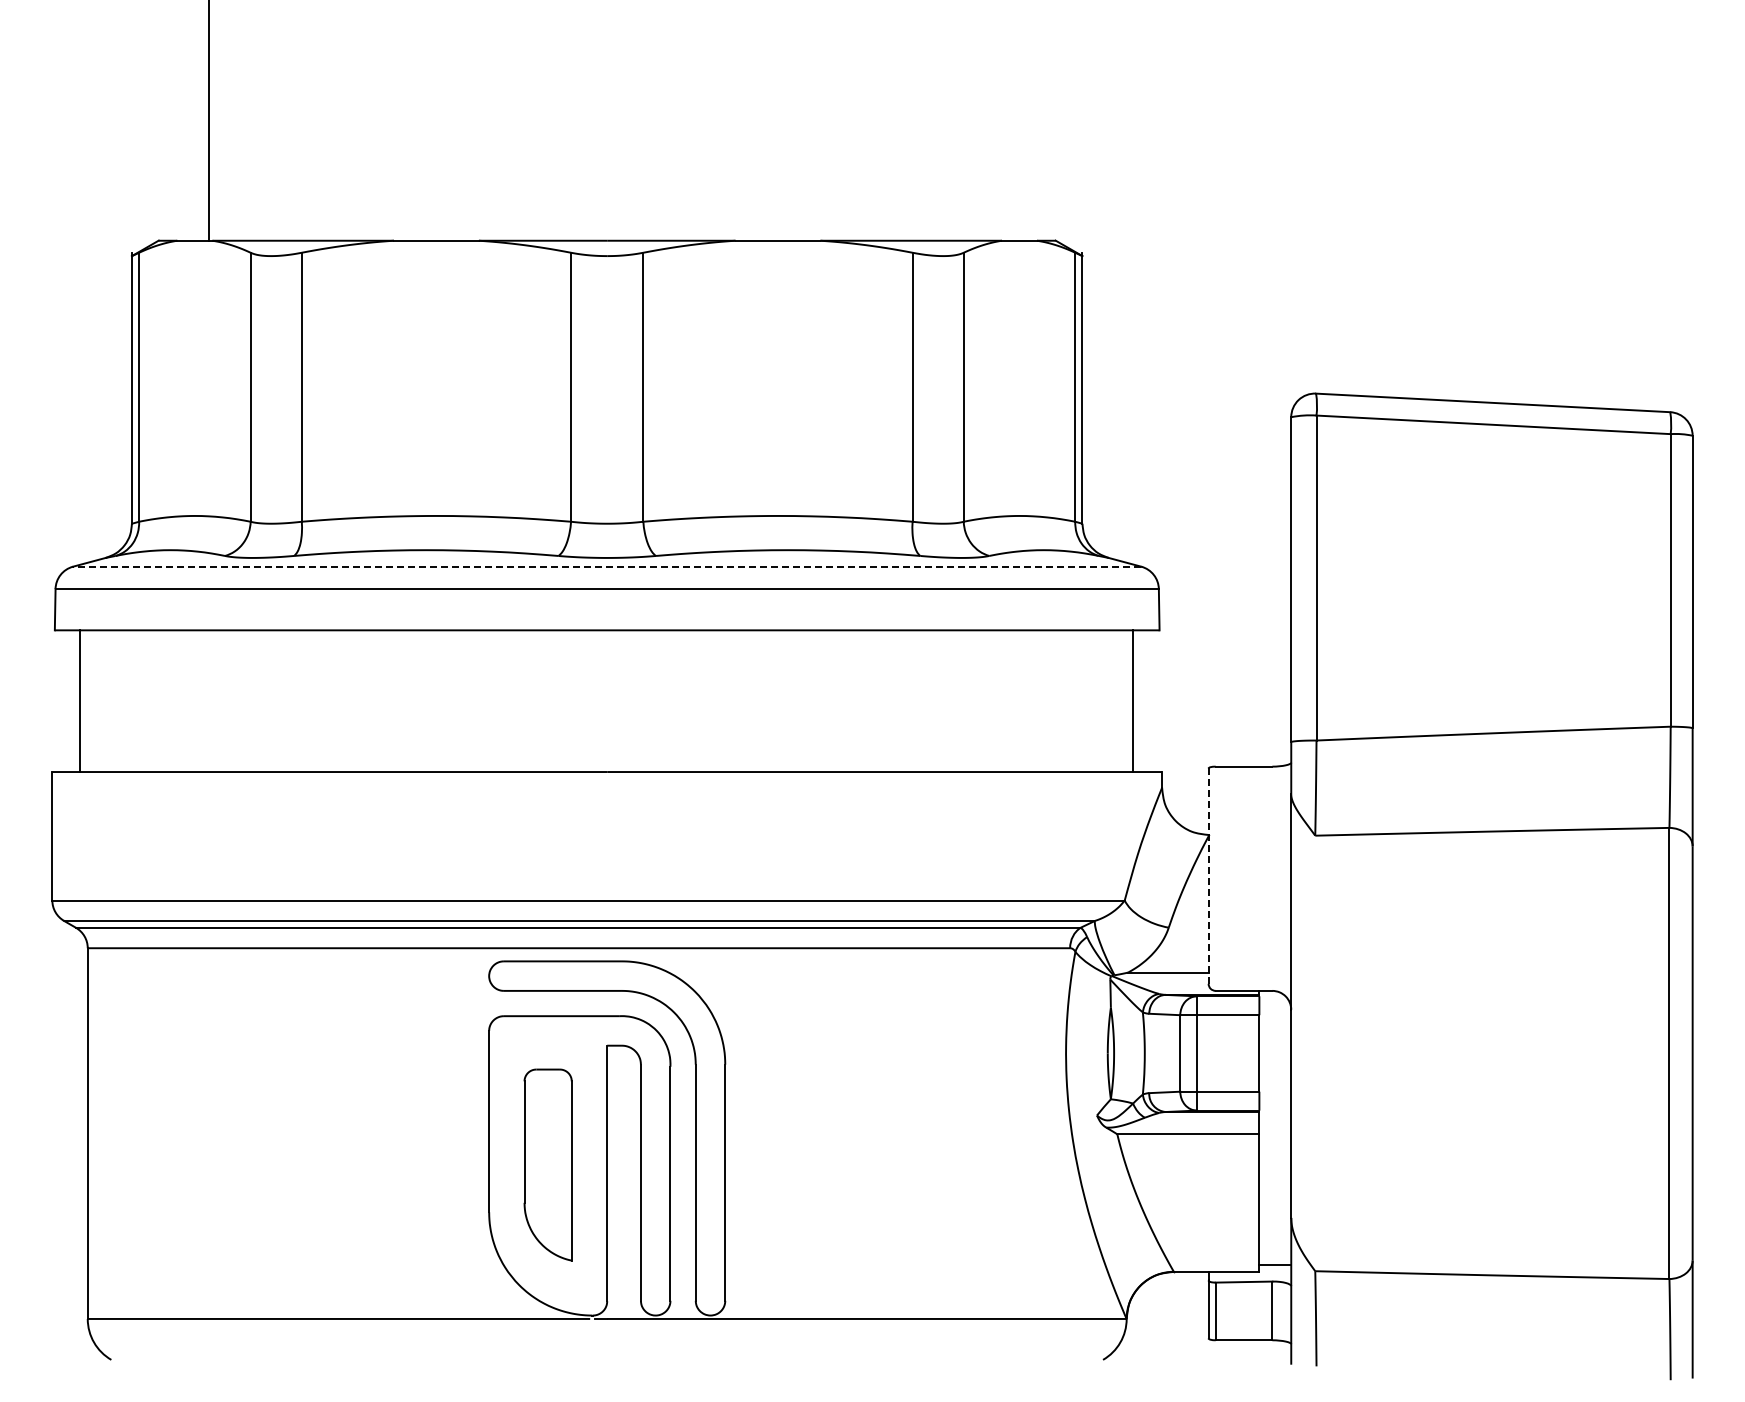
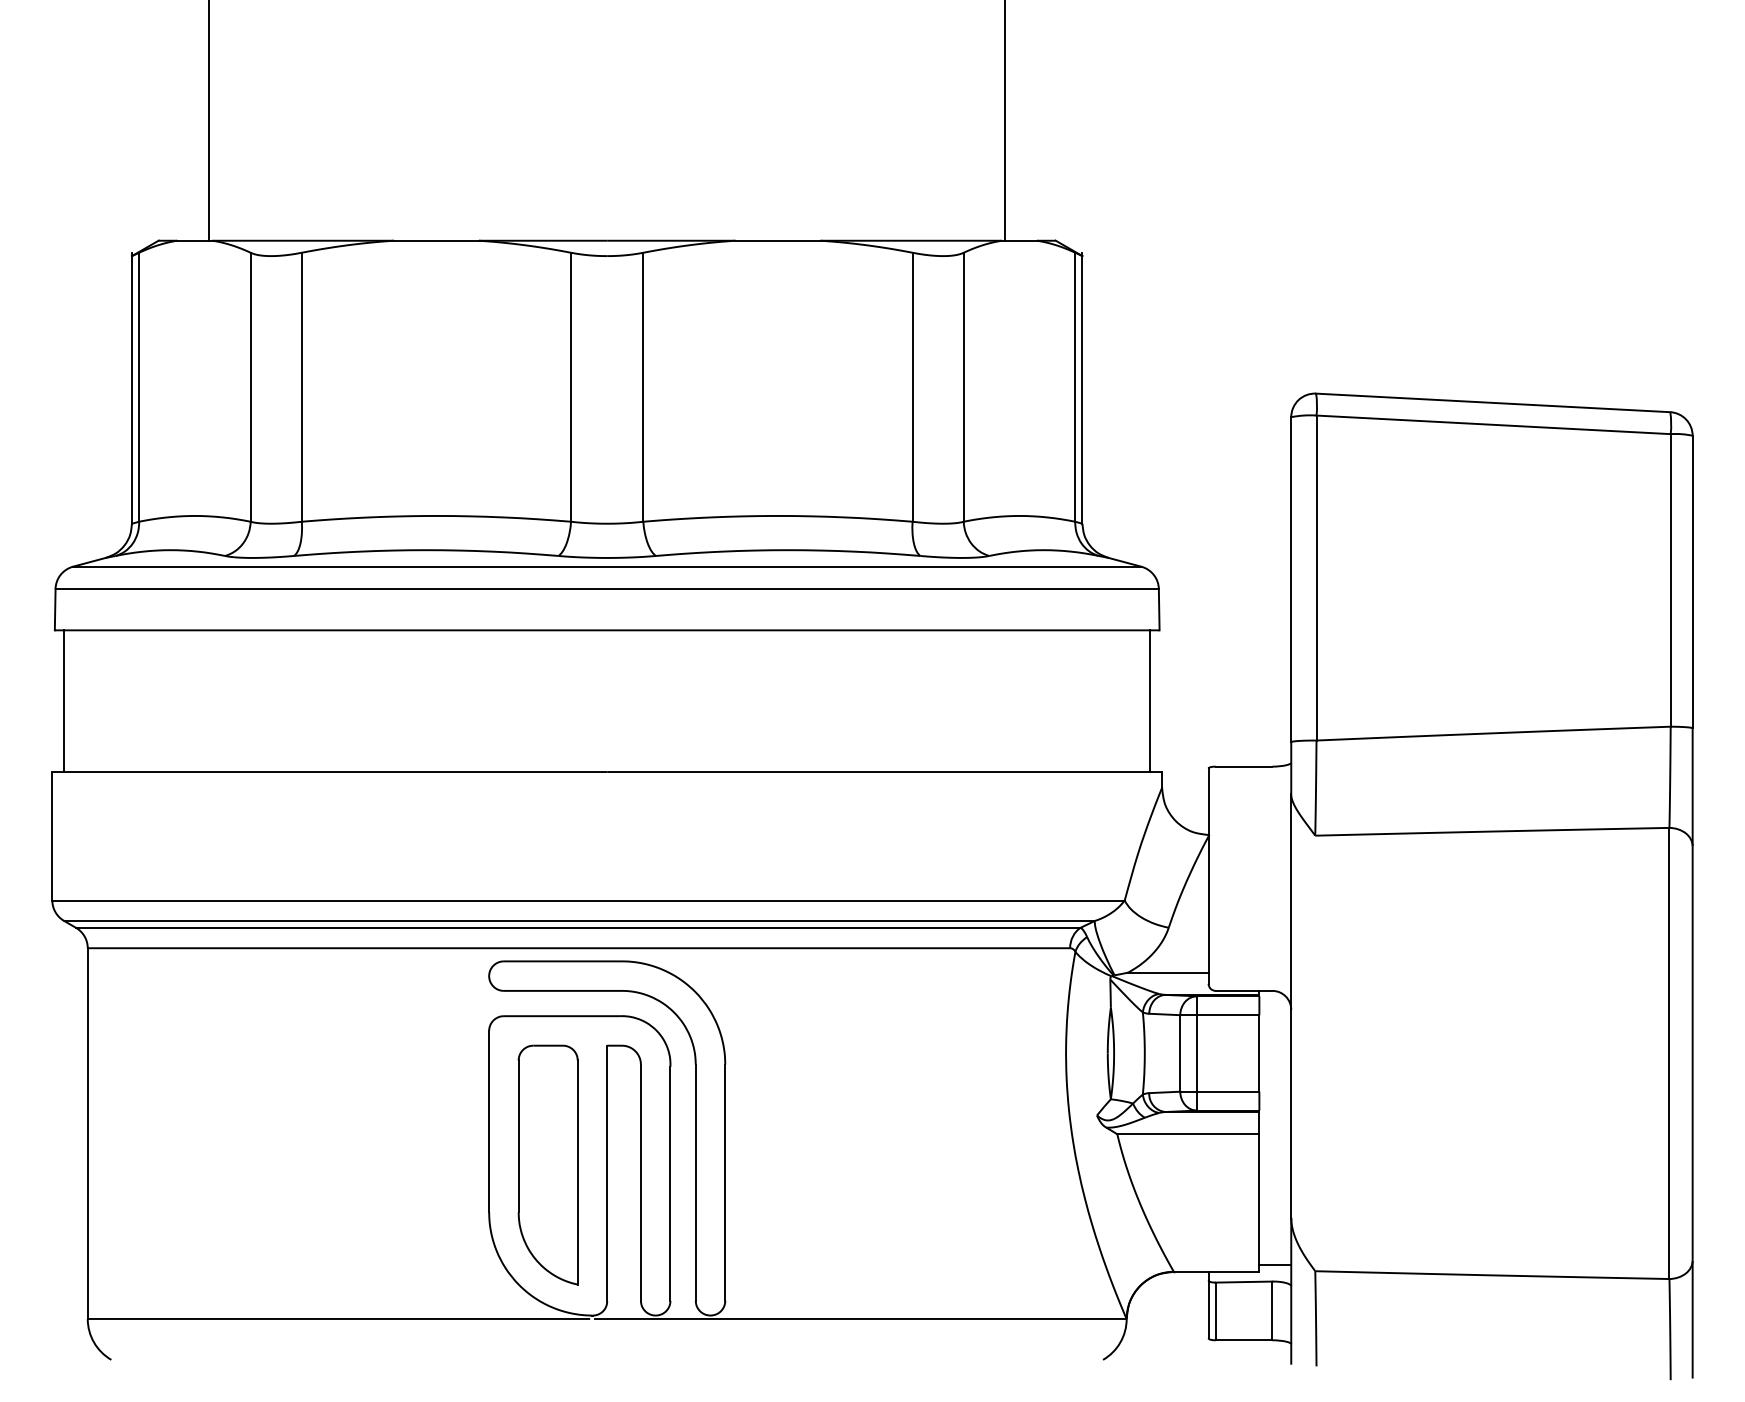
line: none -> present (1005, 121)
line: dashed -> solid (606, 566)
line position: (80, 701) -> (64, 701) (64, 701)
line position: (1133, 701) -> (1150, 701) (1150, 701)
line: dashed -> solid (1208, 876)
part size: 50x194 px -> 62x242 px (547, 1164)
